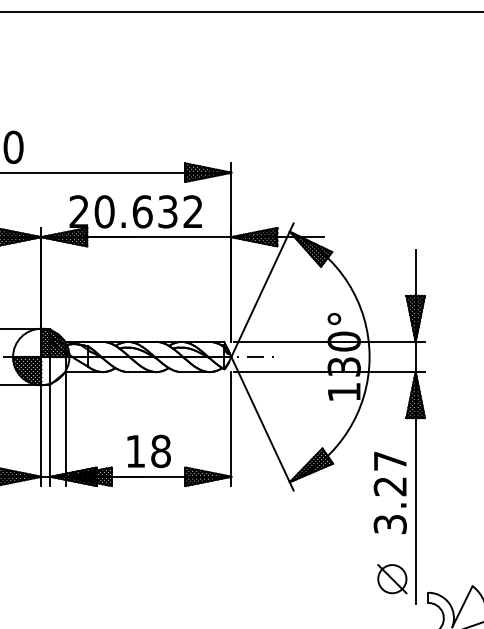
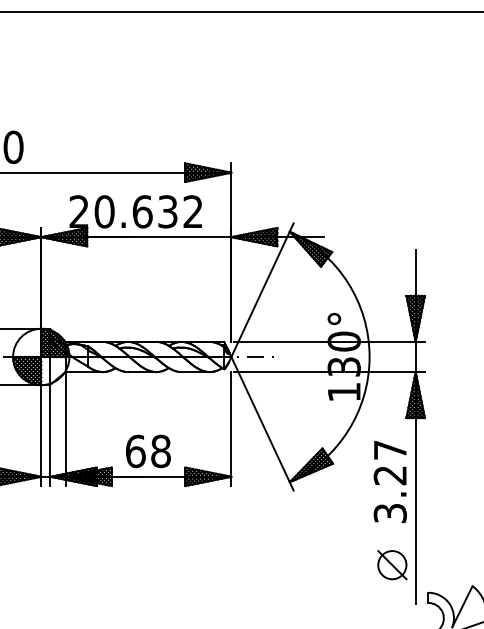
text: 18 -> 68 (135, 451)
text position: (389, 492) -> (389, 481) (389, 481)
part position: (392, 579) -> (392, 565) (392, 565)
